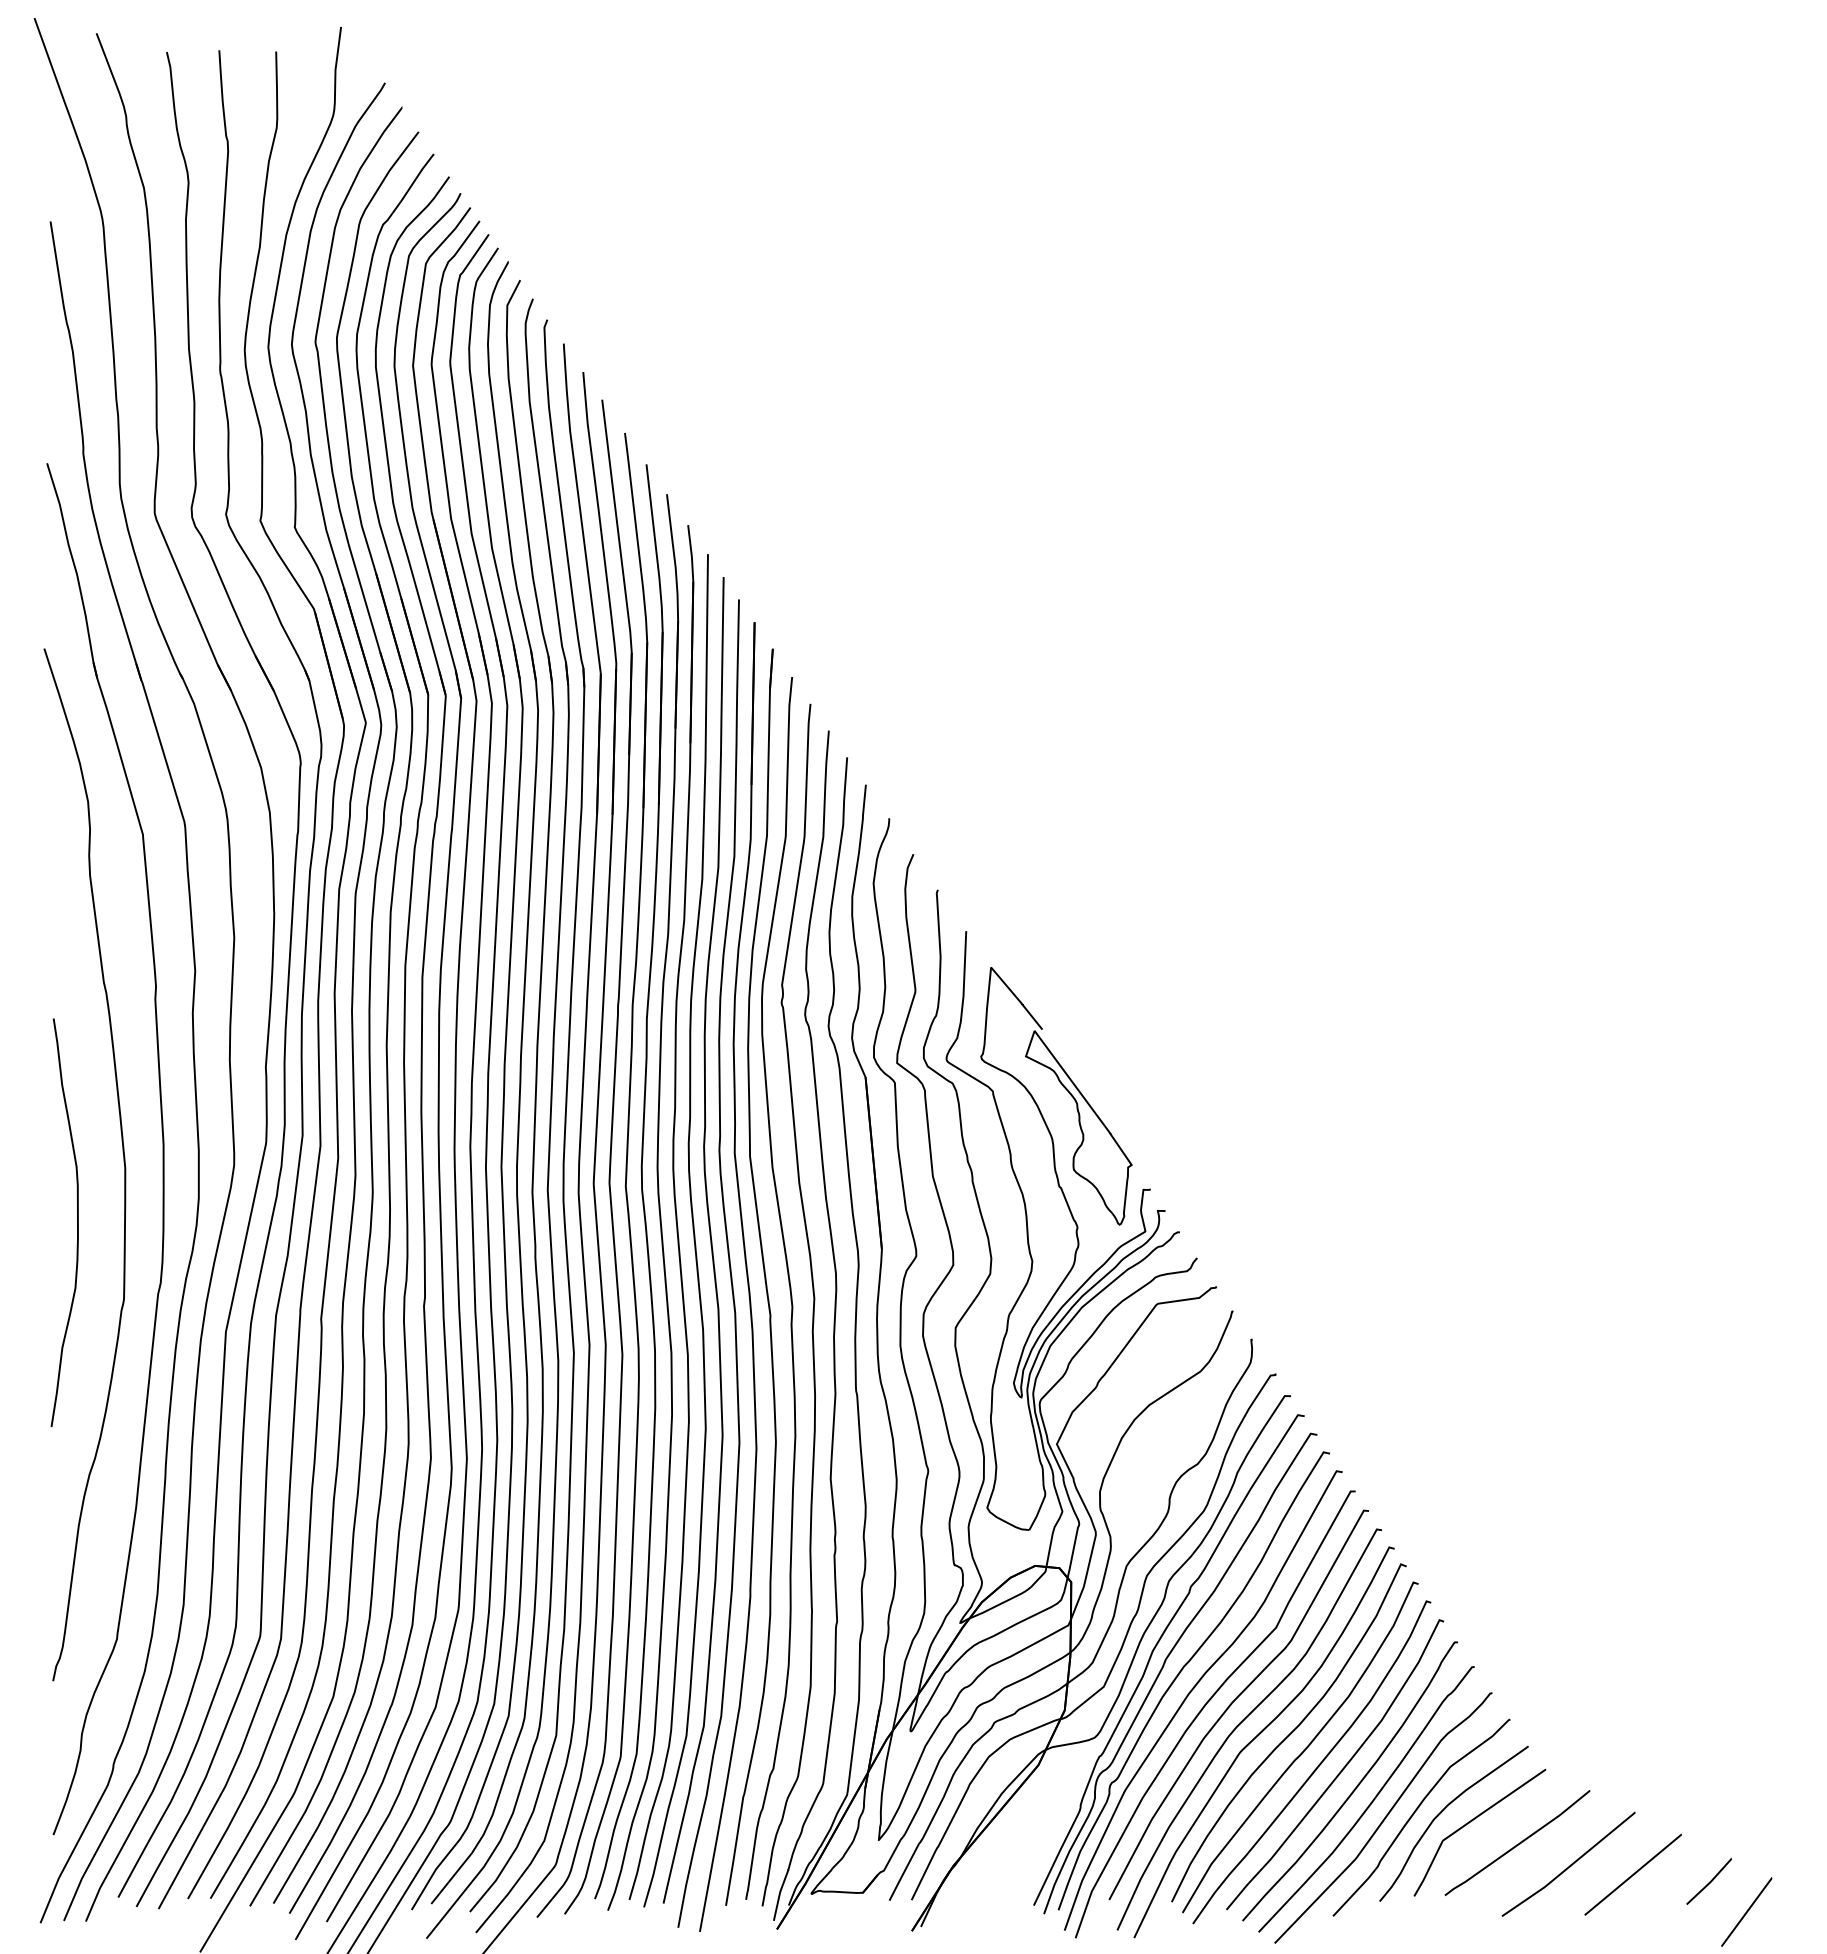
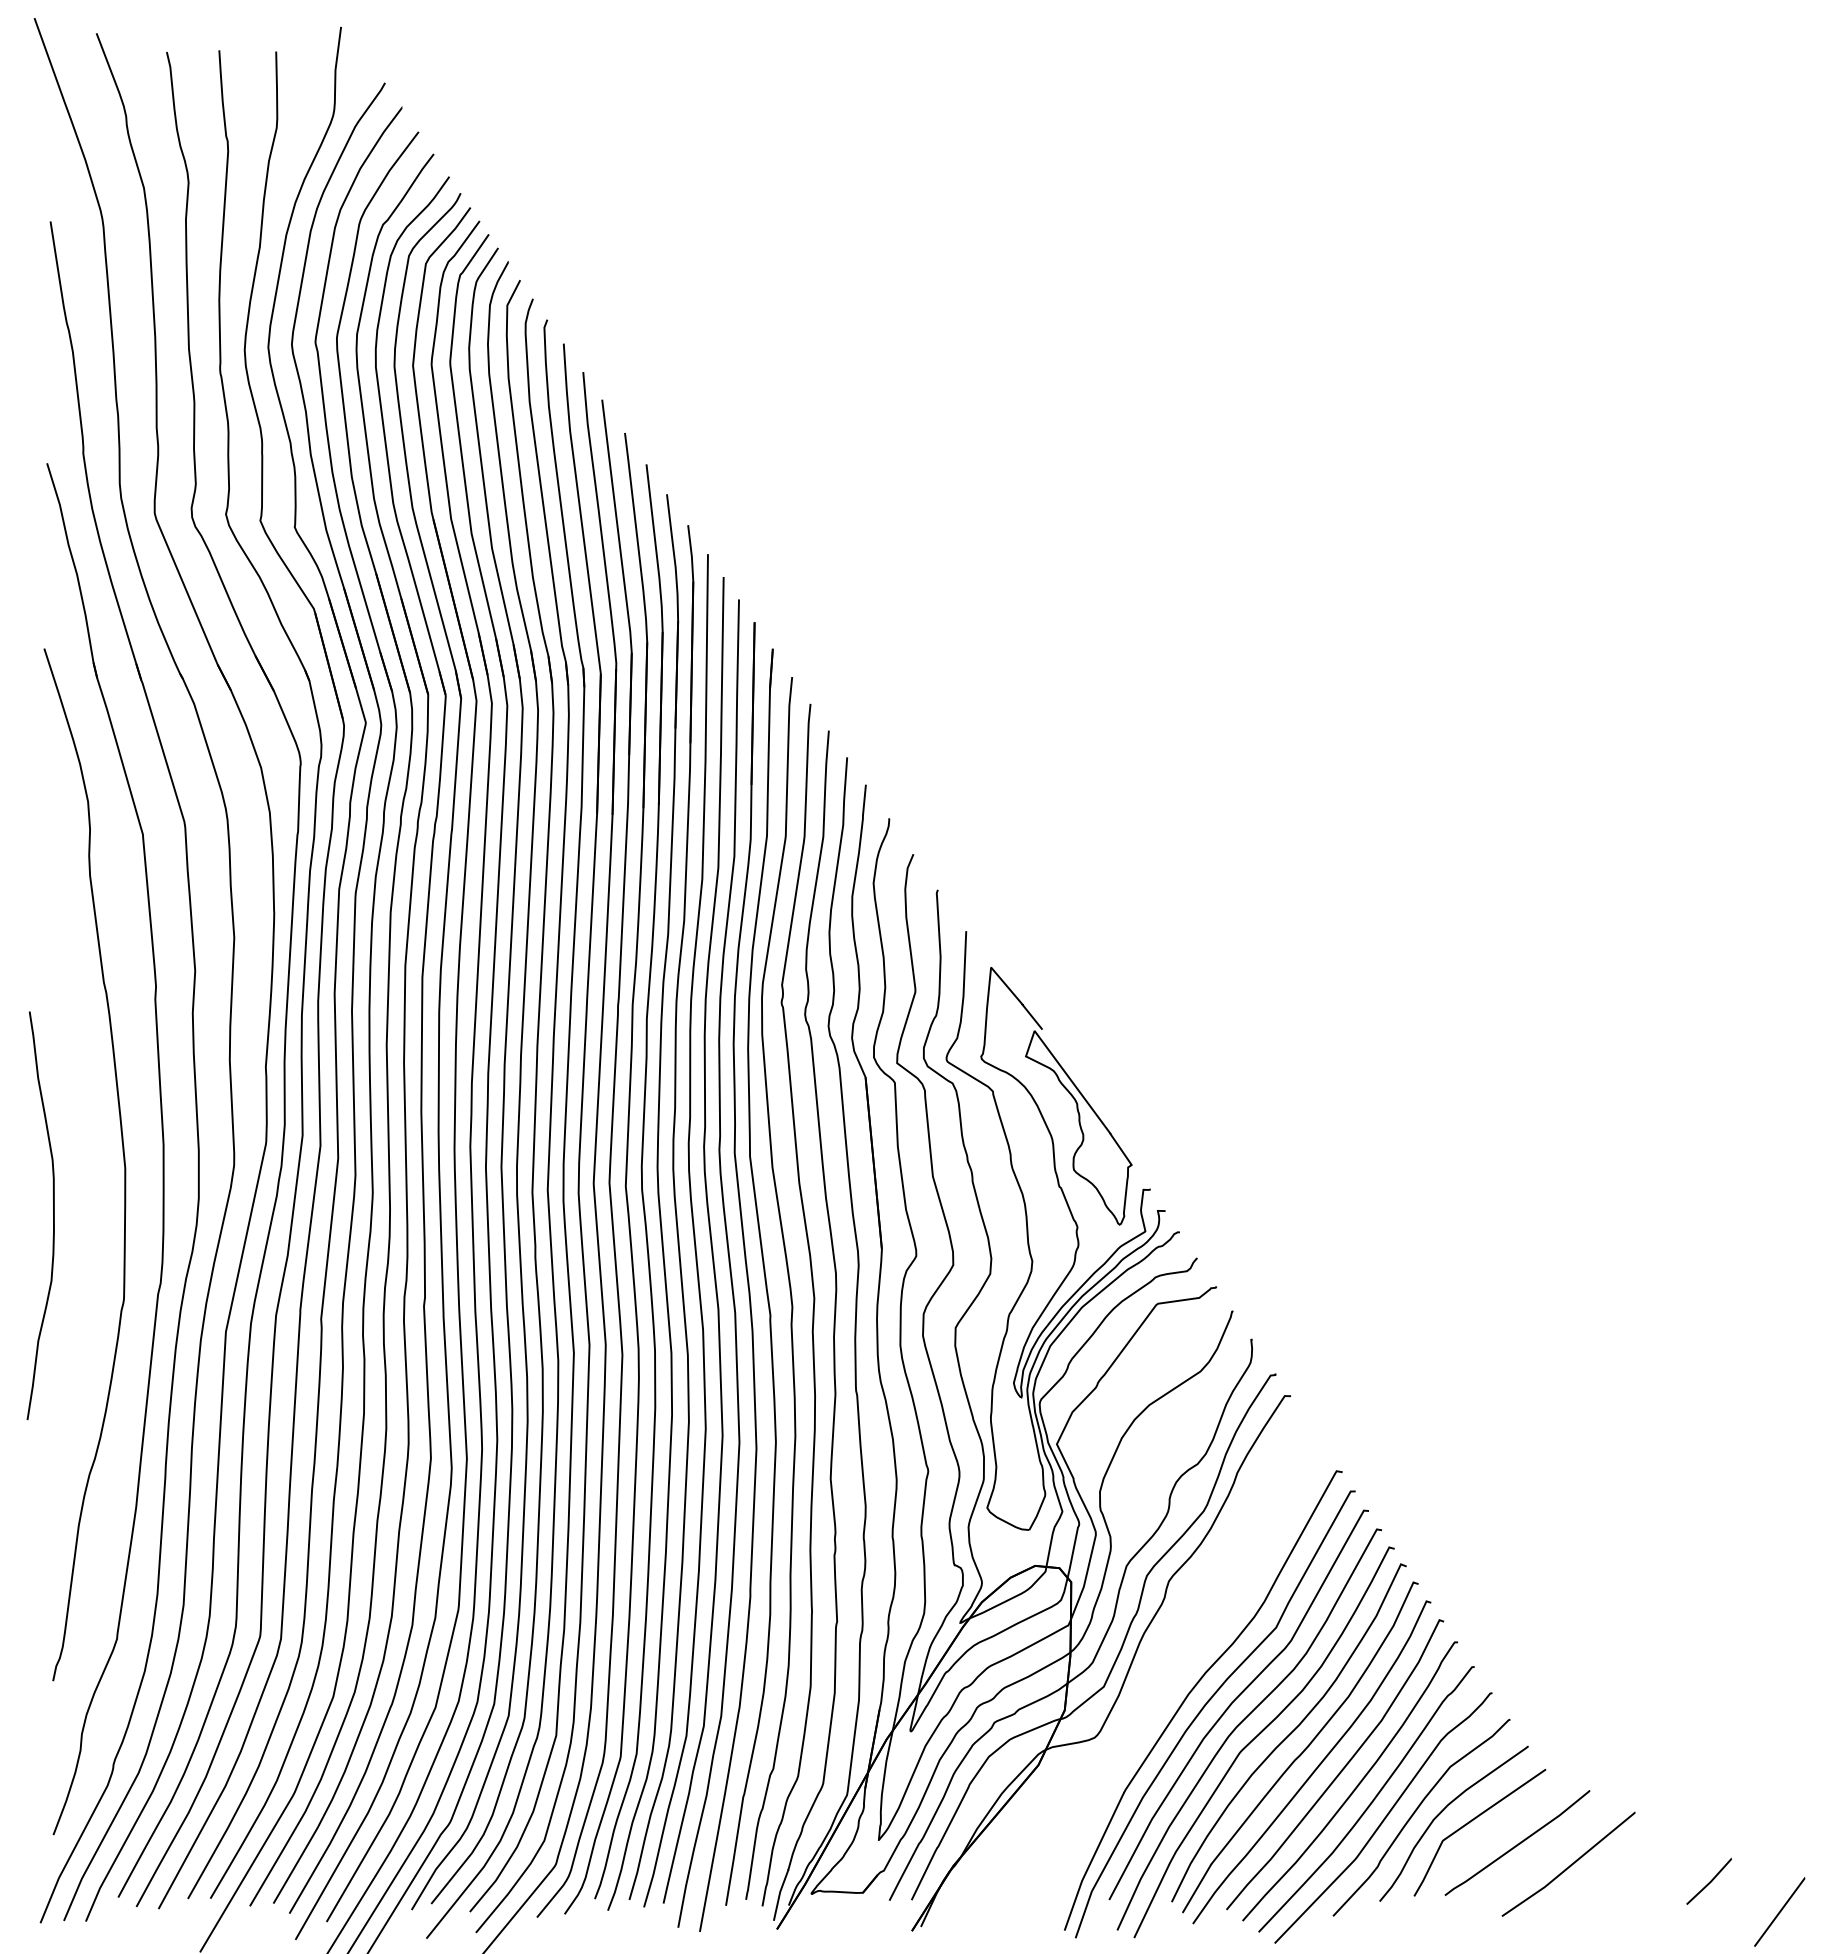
curve position: (77, 1222) -> (53, 1215) (53, 1215)
part: present -> none (1181, 1664)
line: present -> none (1632, 1874)
line position: (1746, 1911) -> (1779, 1911) (1779, 1911)
